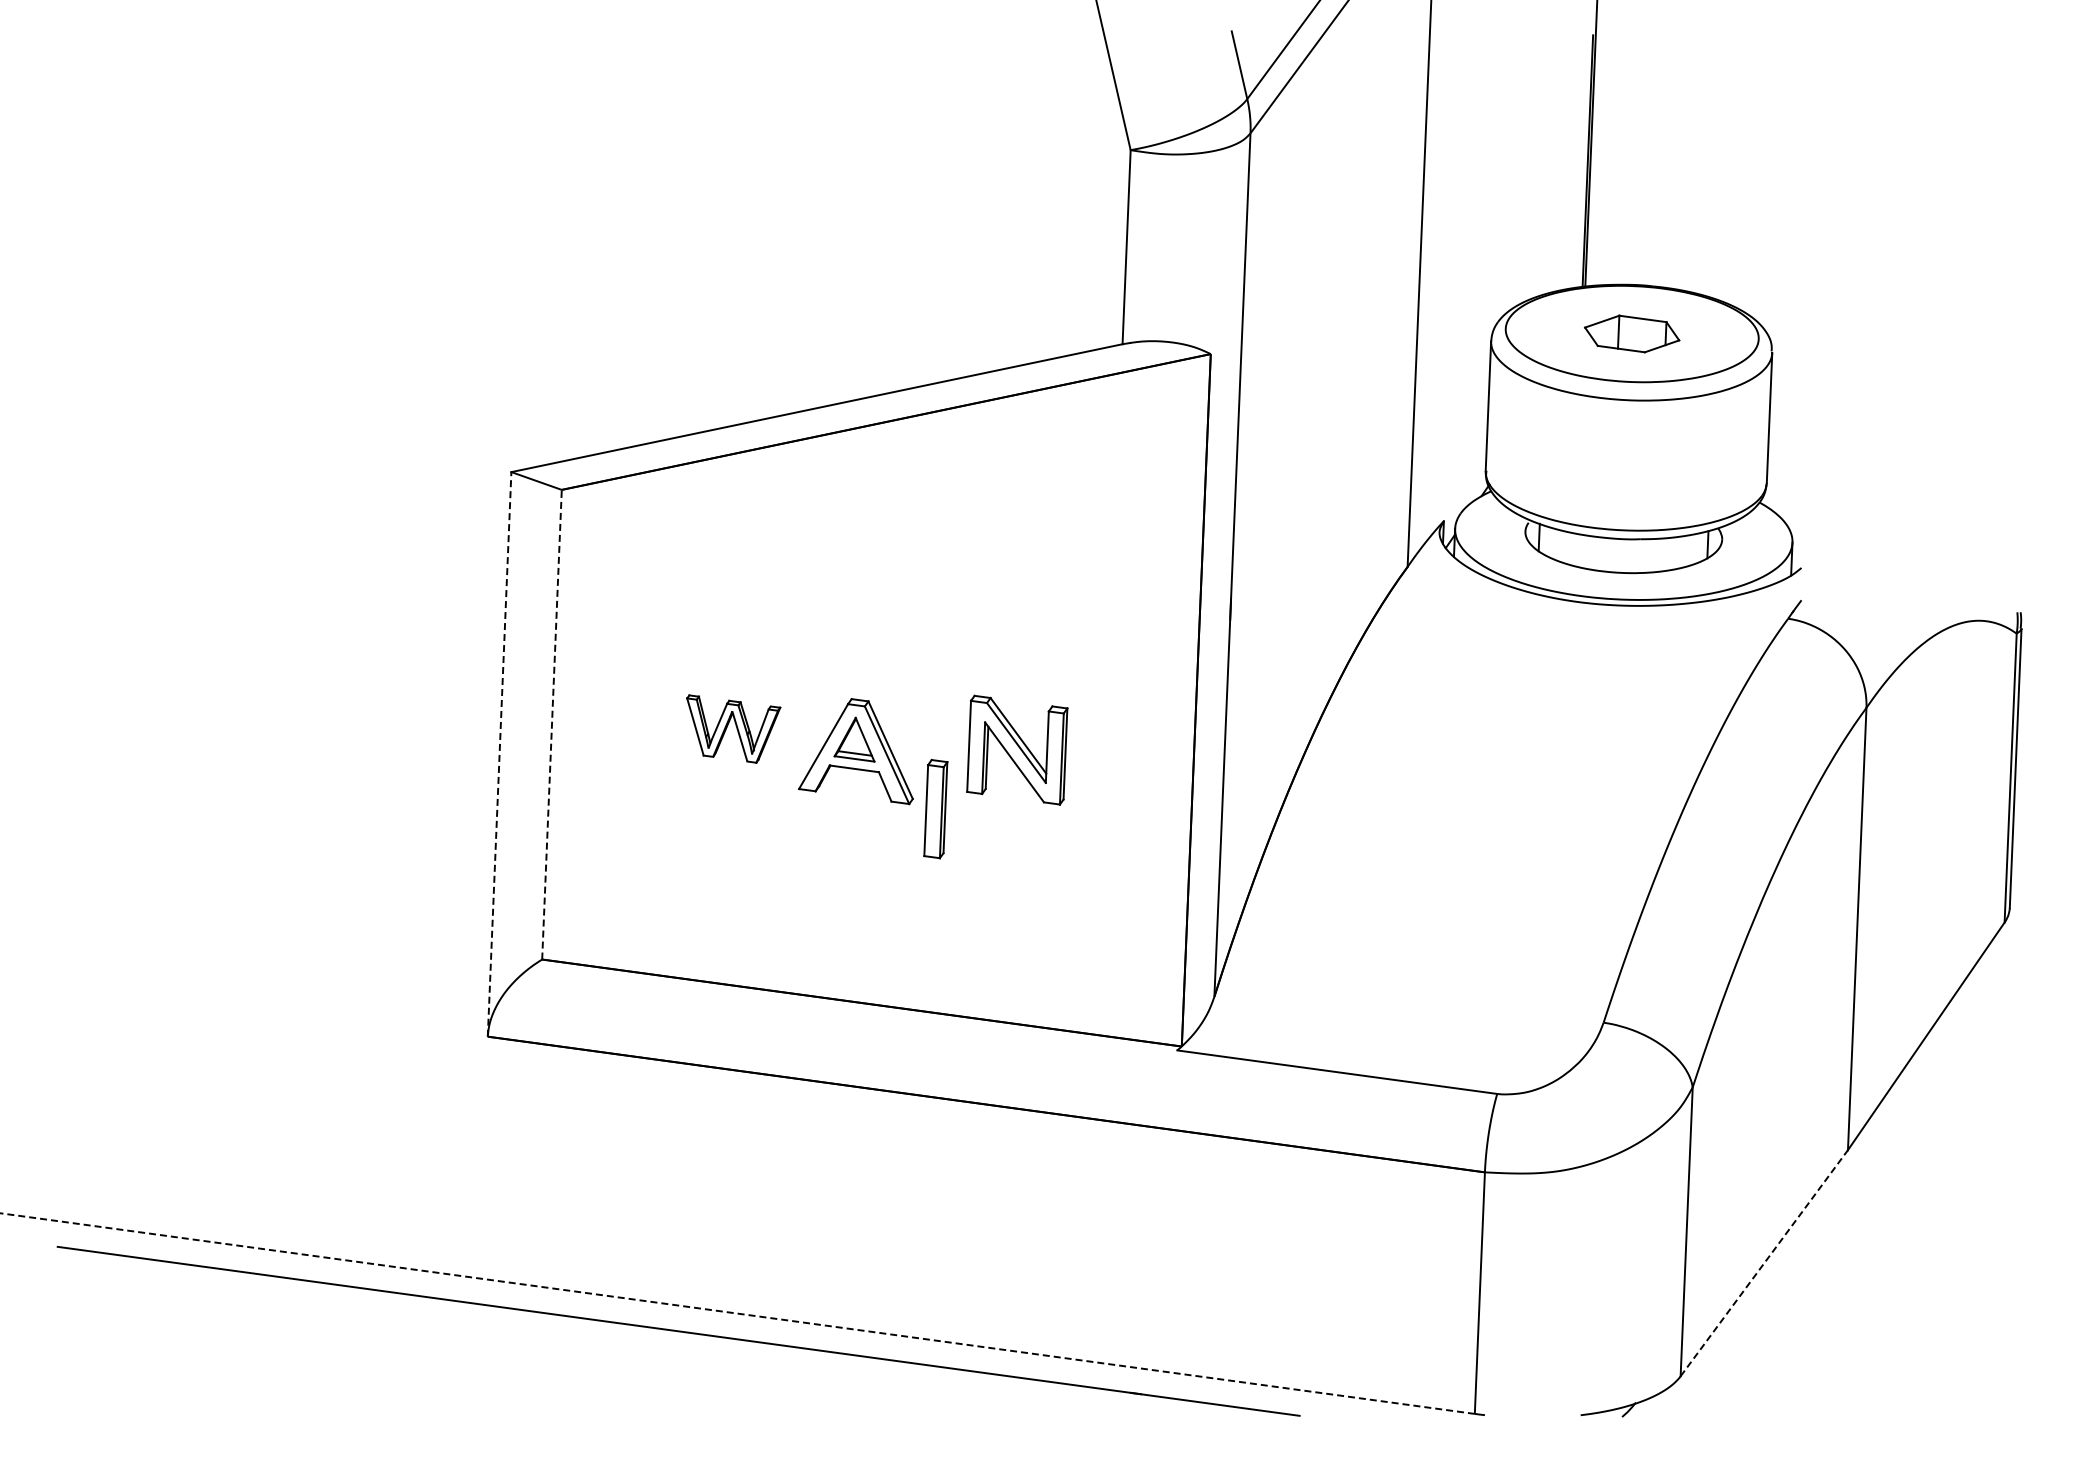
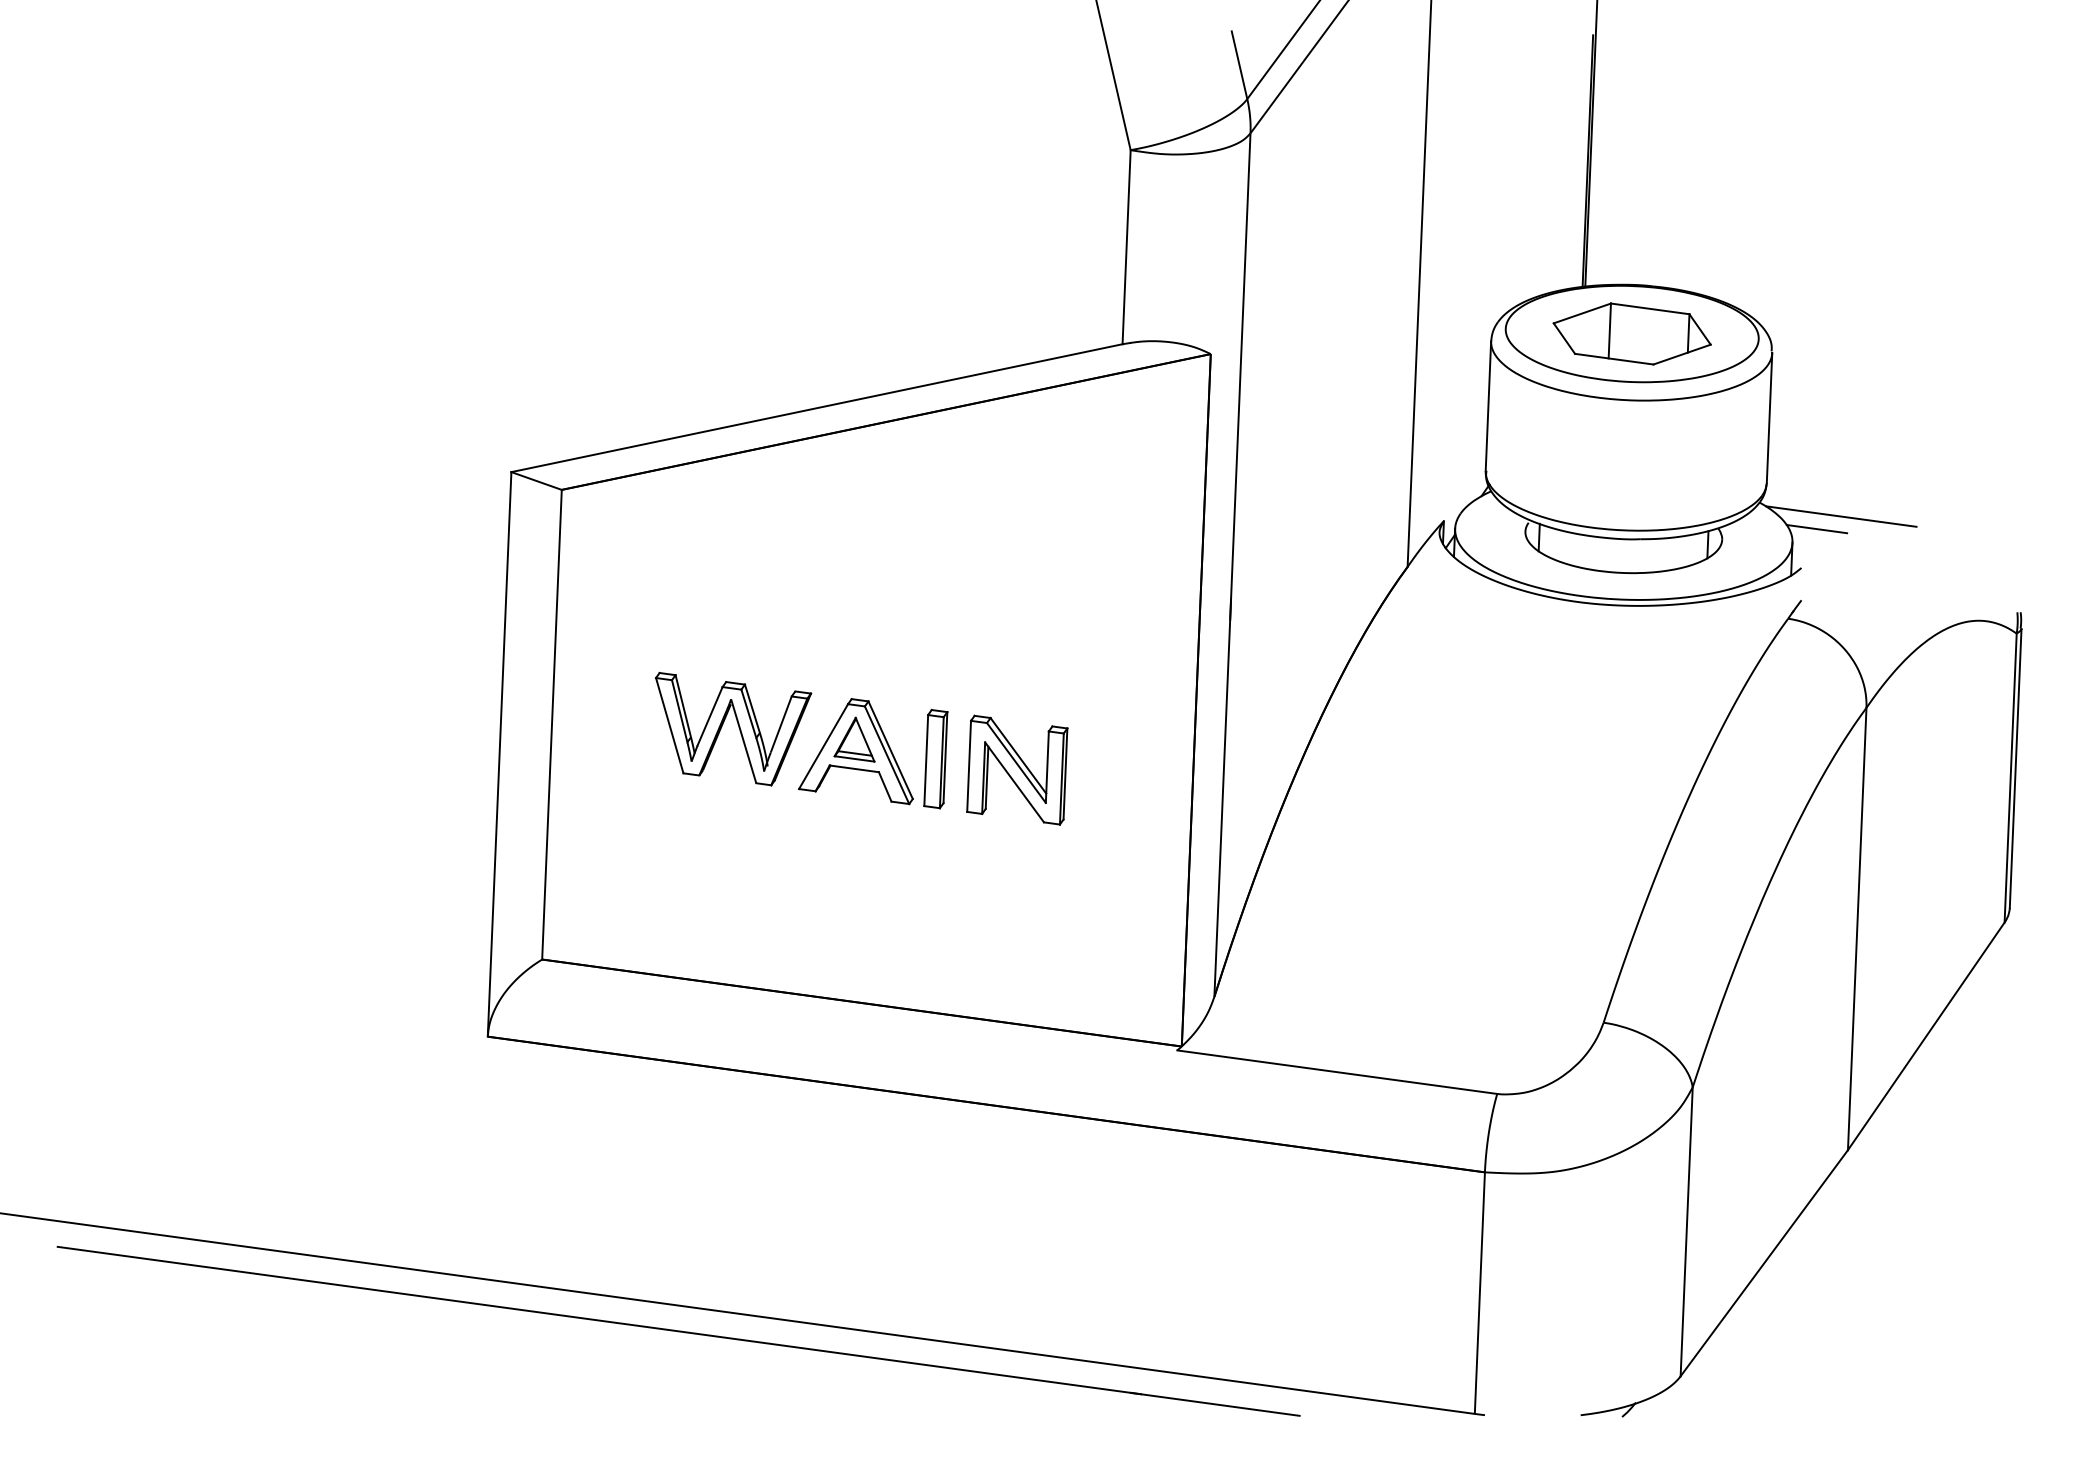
part size: 97x40 px -> 160x64 px (1631, 333)
line: none -> present (1841, 516)
line: none -> present (1816, 529)
line: dashed -> solid (552, 724)
part size: 96x70 px -> 158x116 px (733, 728)
part position: (1017, 749) -> (1017, 769) (1017, 769)
line: dashed -> solid (499, 754)
part position: (935, 808) -> (935, 758) (935, 758)
line: dashed -> solid (1764, 1263)
line: dashed -> solid (737, 1313)
